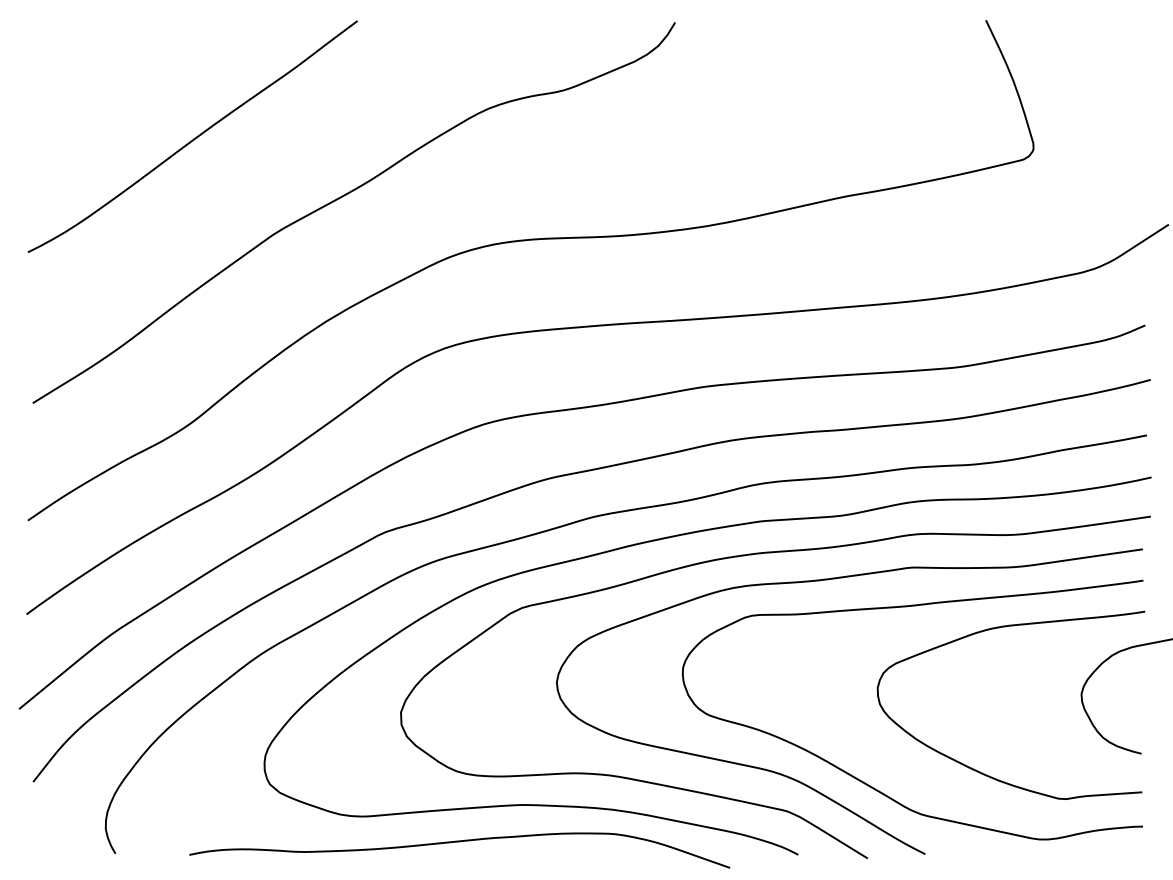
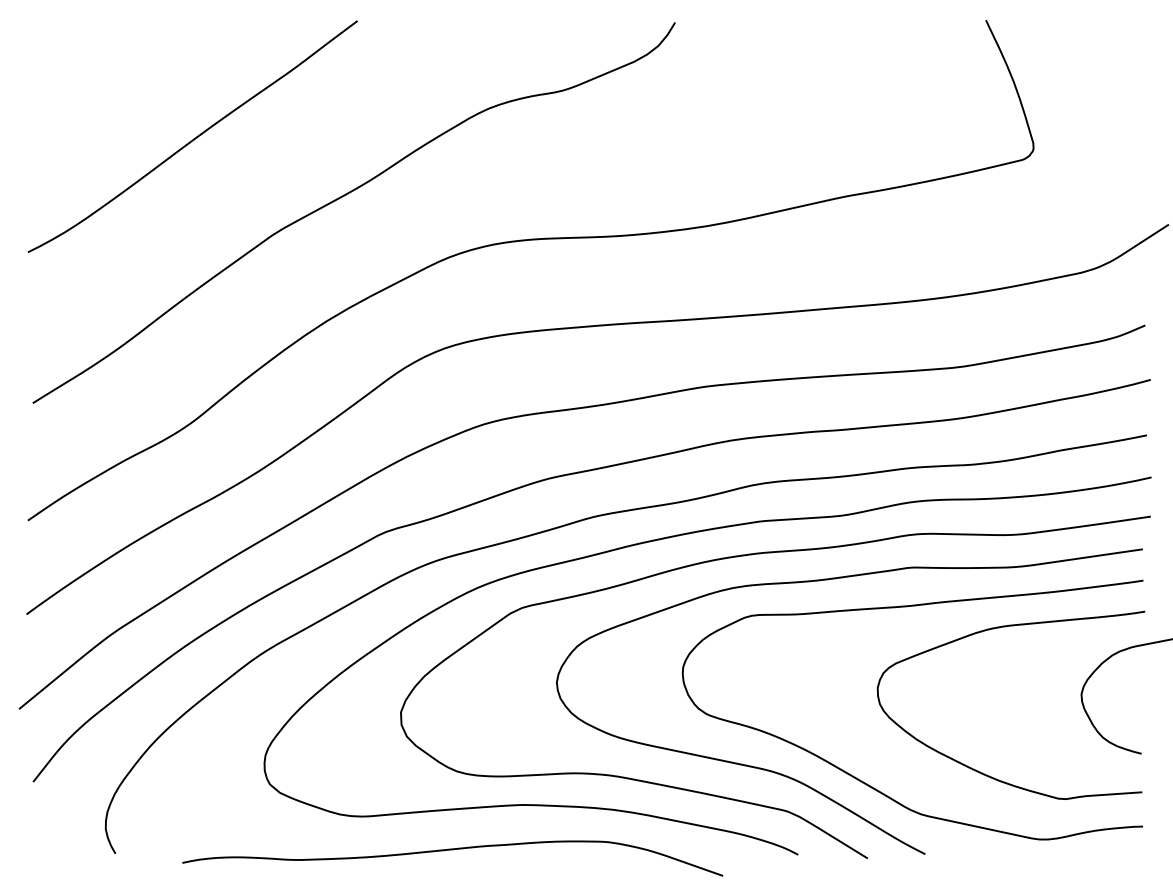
curve position: (459, 842) -> (452, 850) (452, 850)
